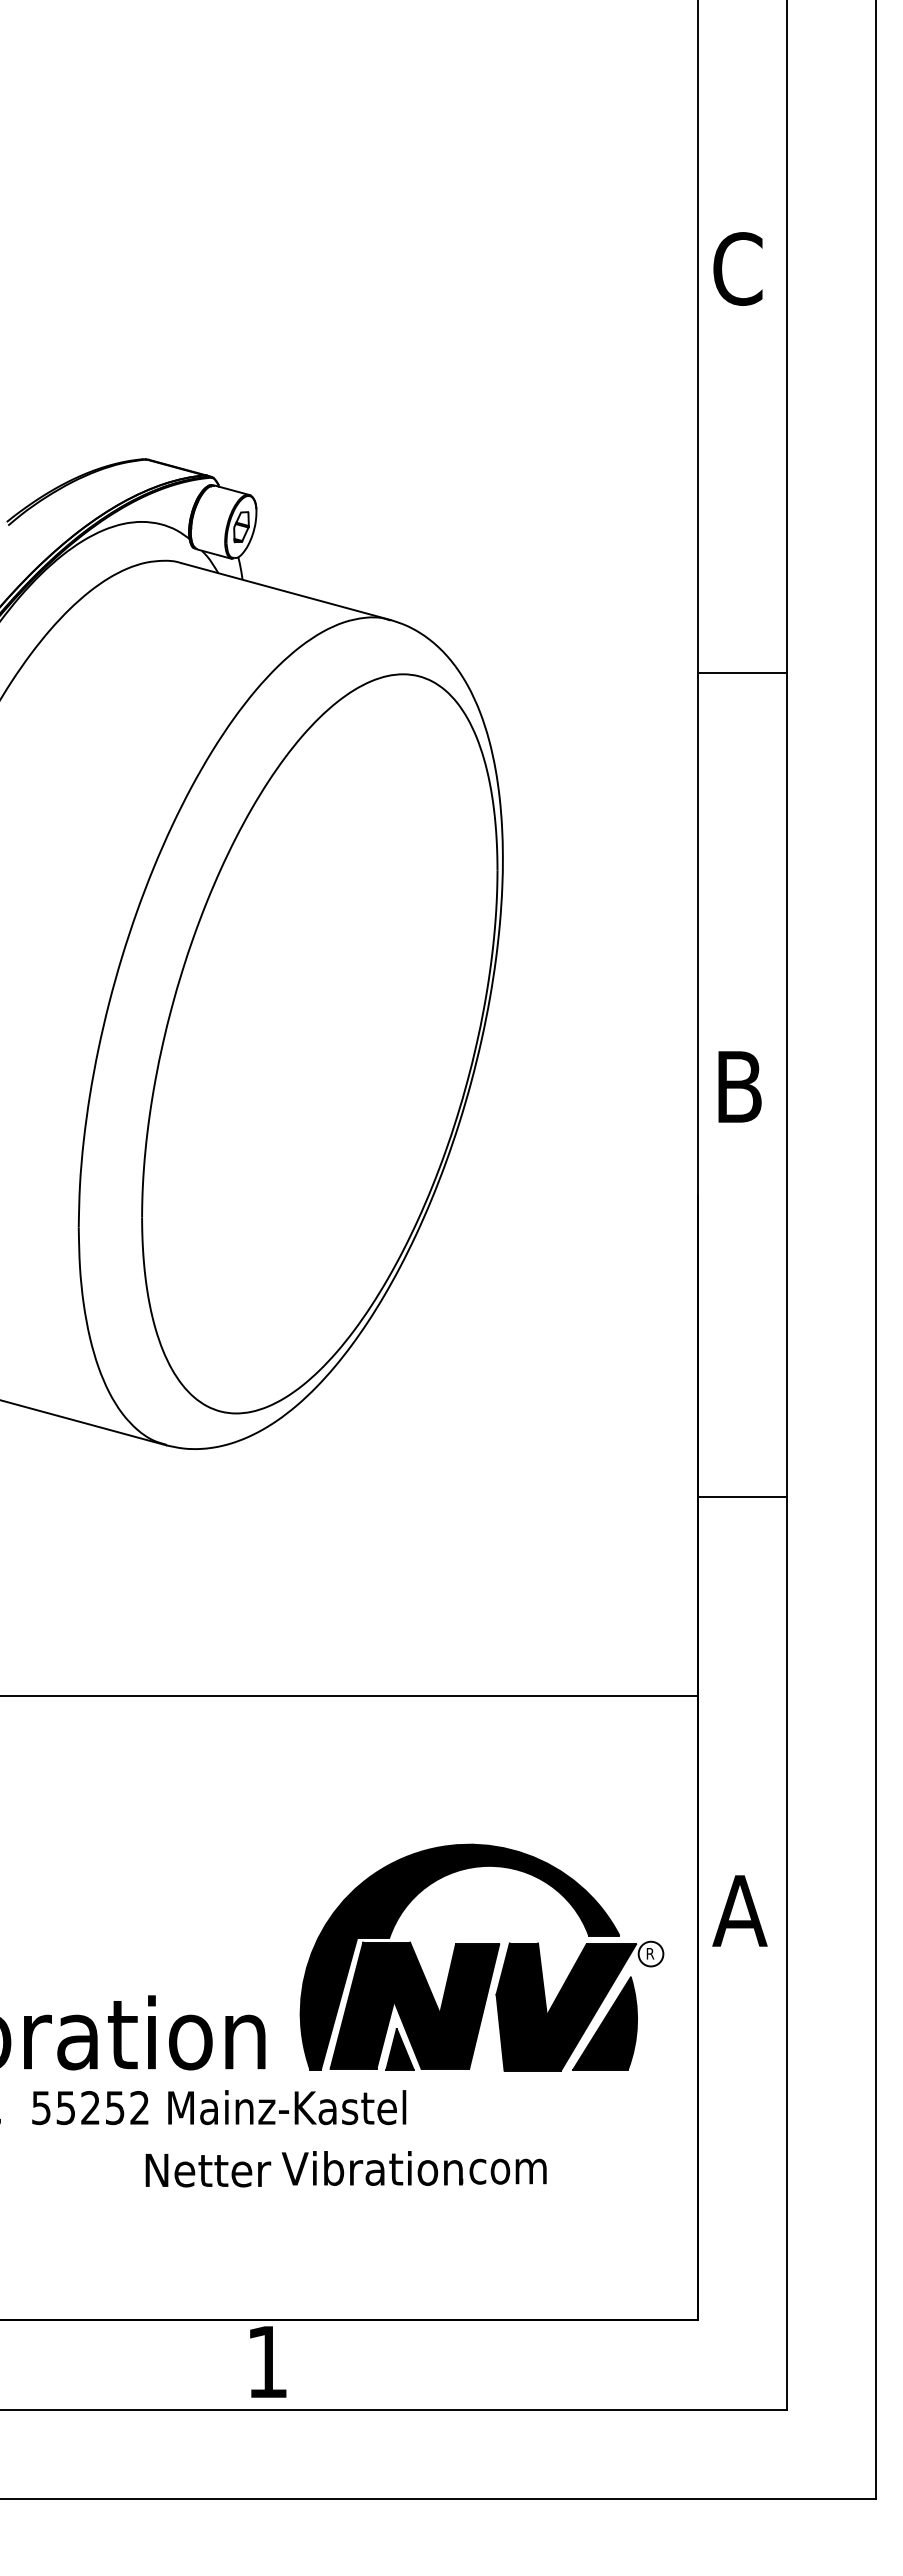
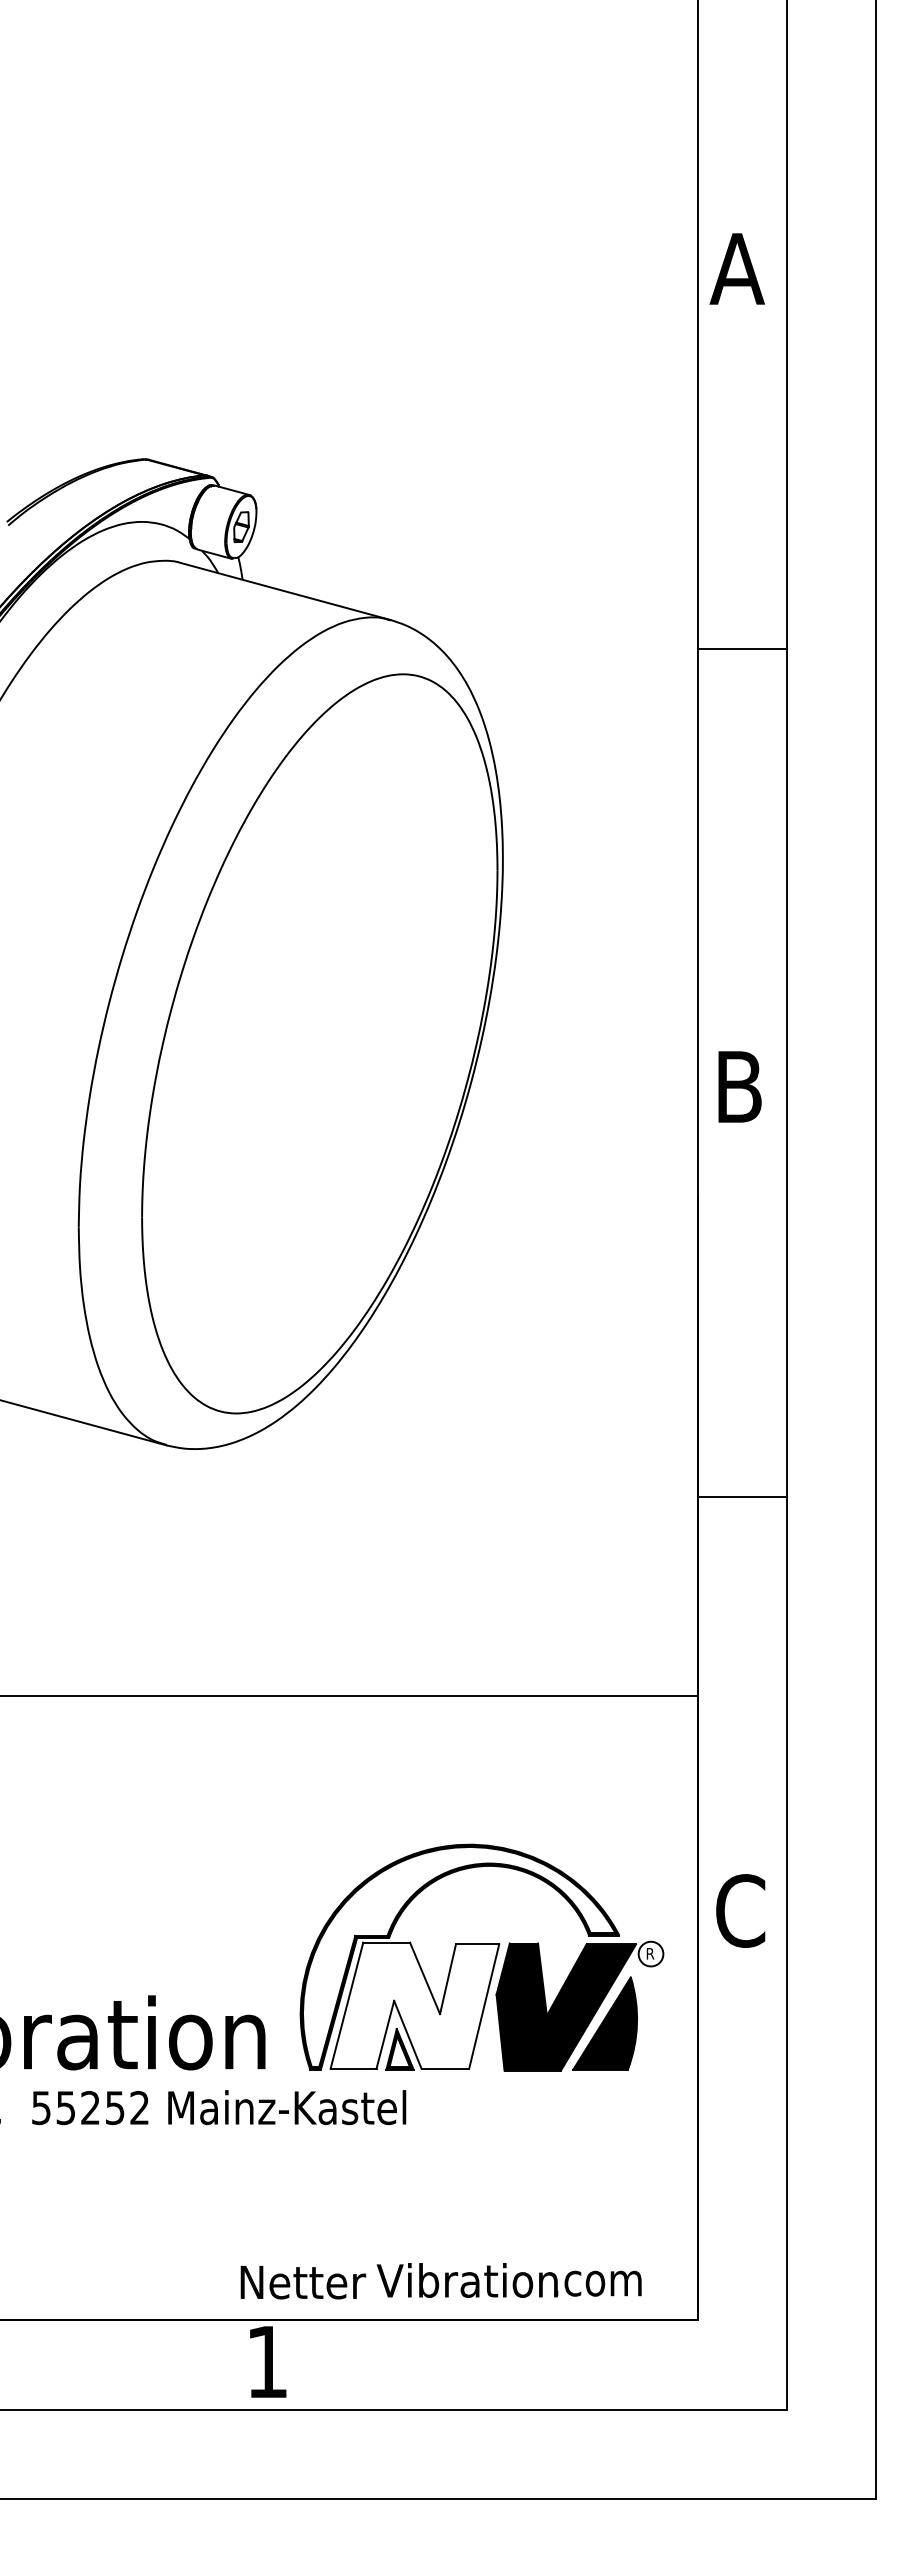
text: C -> A (736, 268)
line position: (741, 673) -> (741, 649) (741, 649)
text: A -> C (739, 1910)
fill: present -> none (459, 1957)
fill: present -> none (414, 2005)
fill: present -> none (399, 2051)
text position: (345, 2169) -> (440, 2281) (440, 2281)
